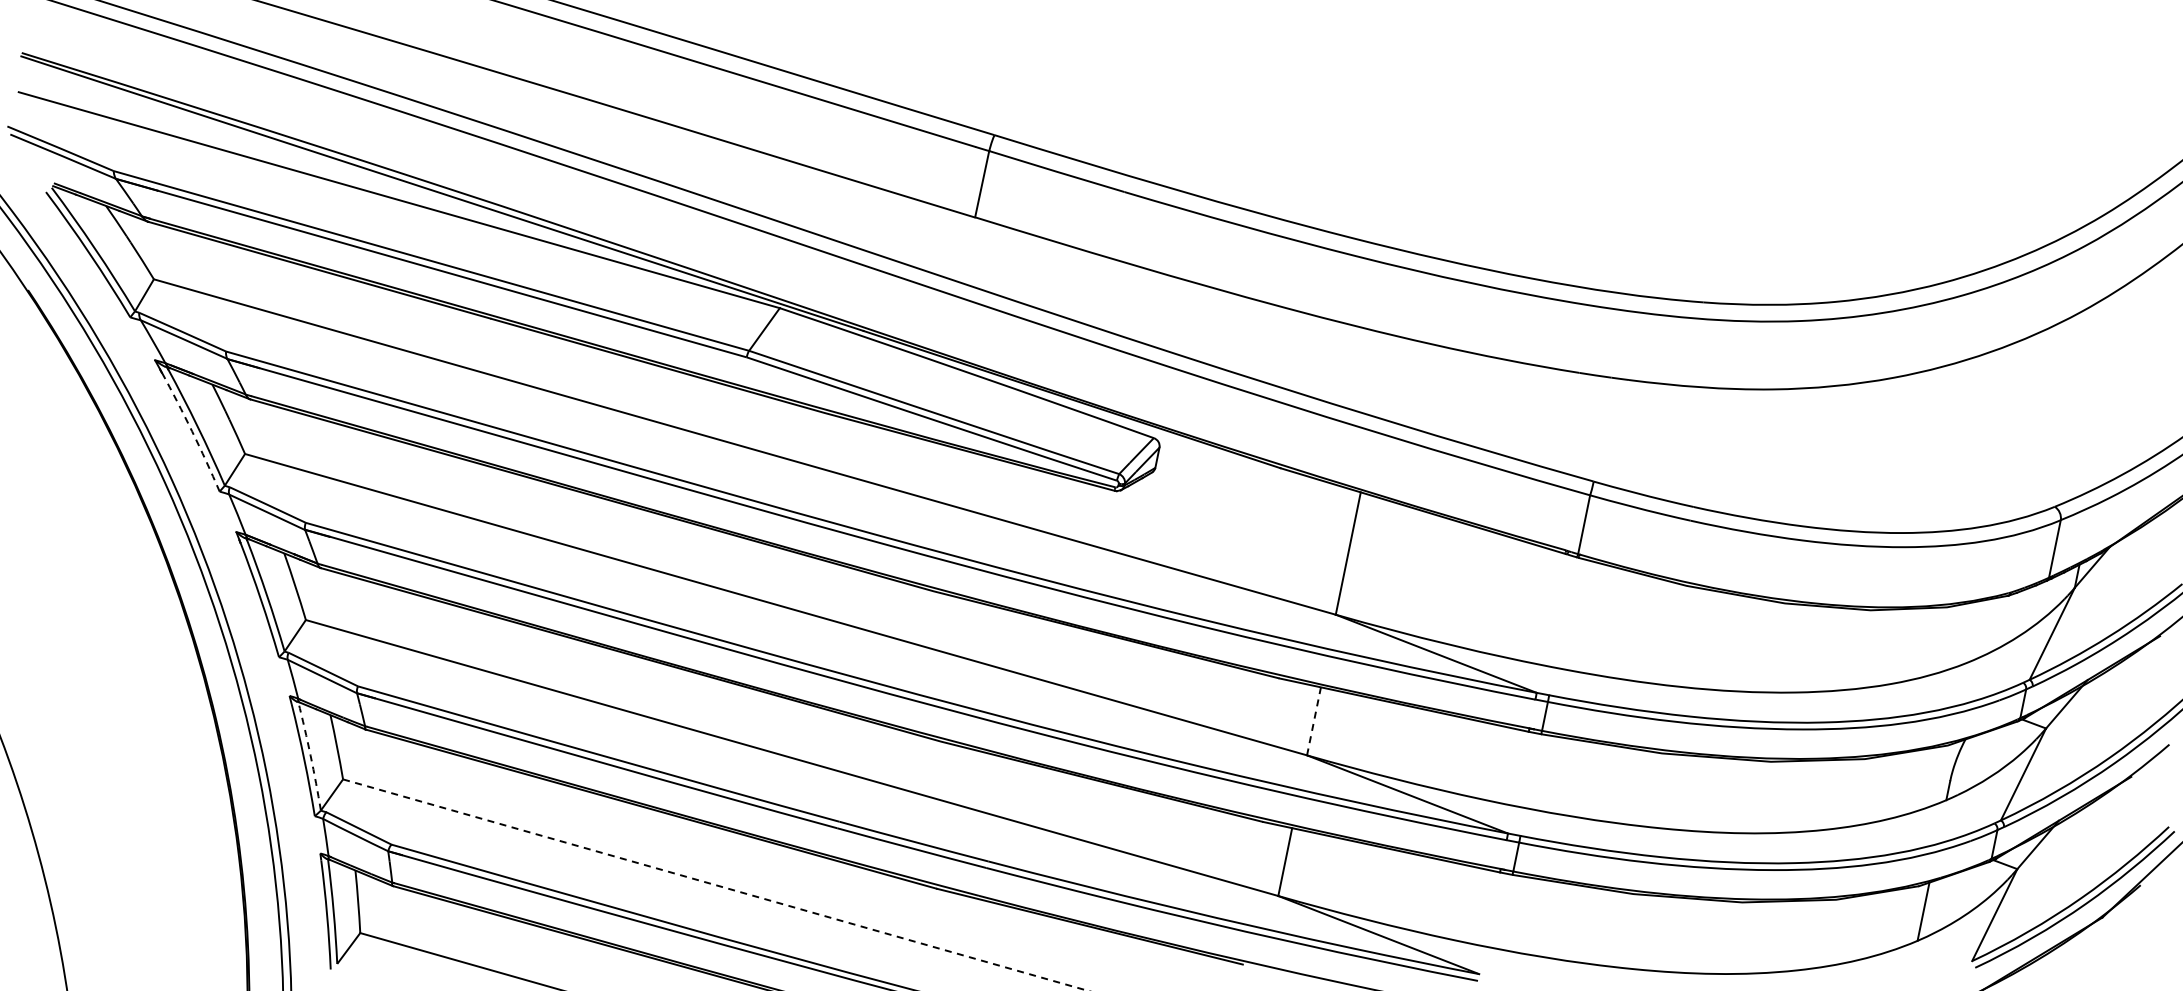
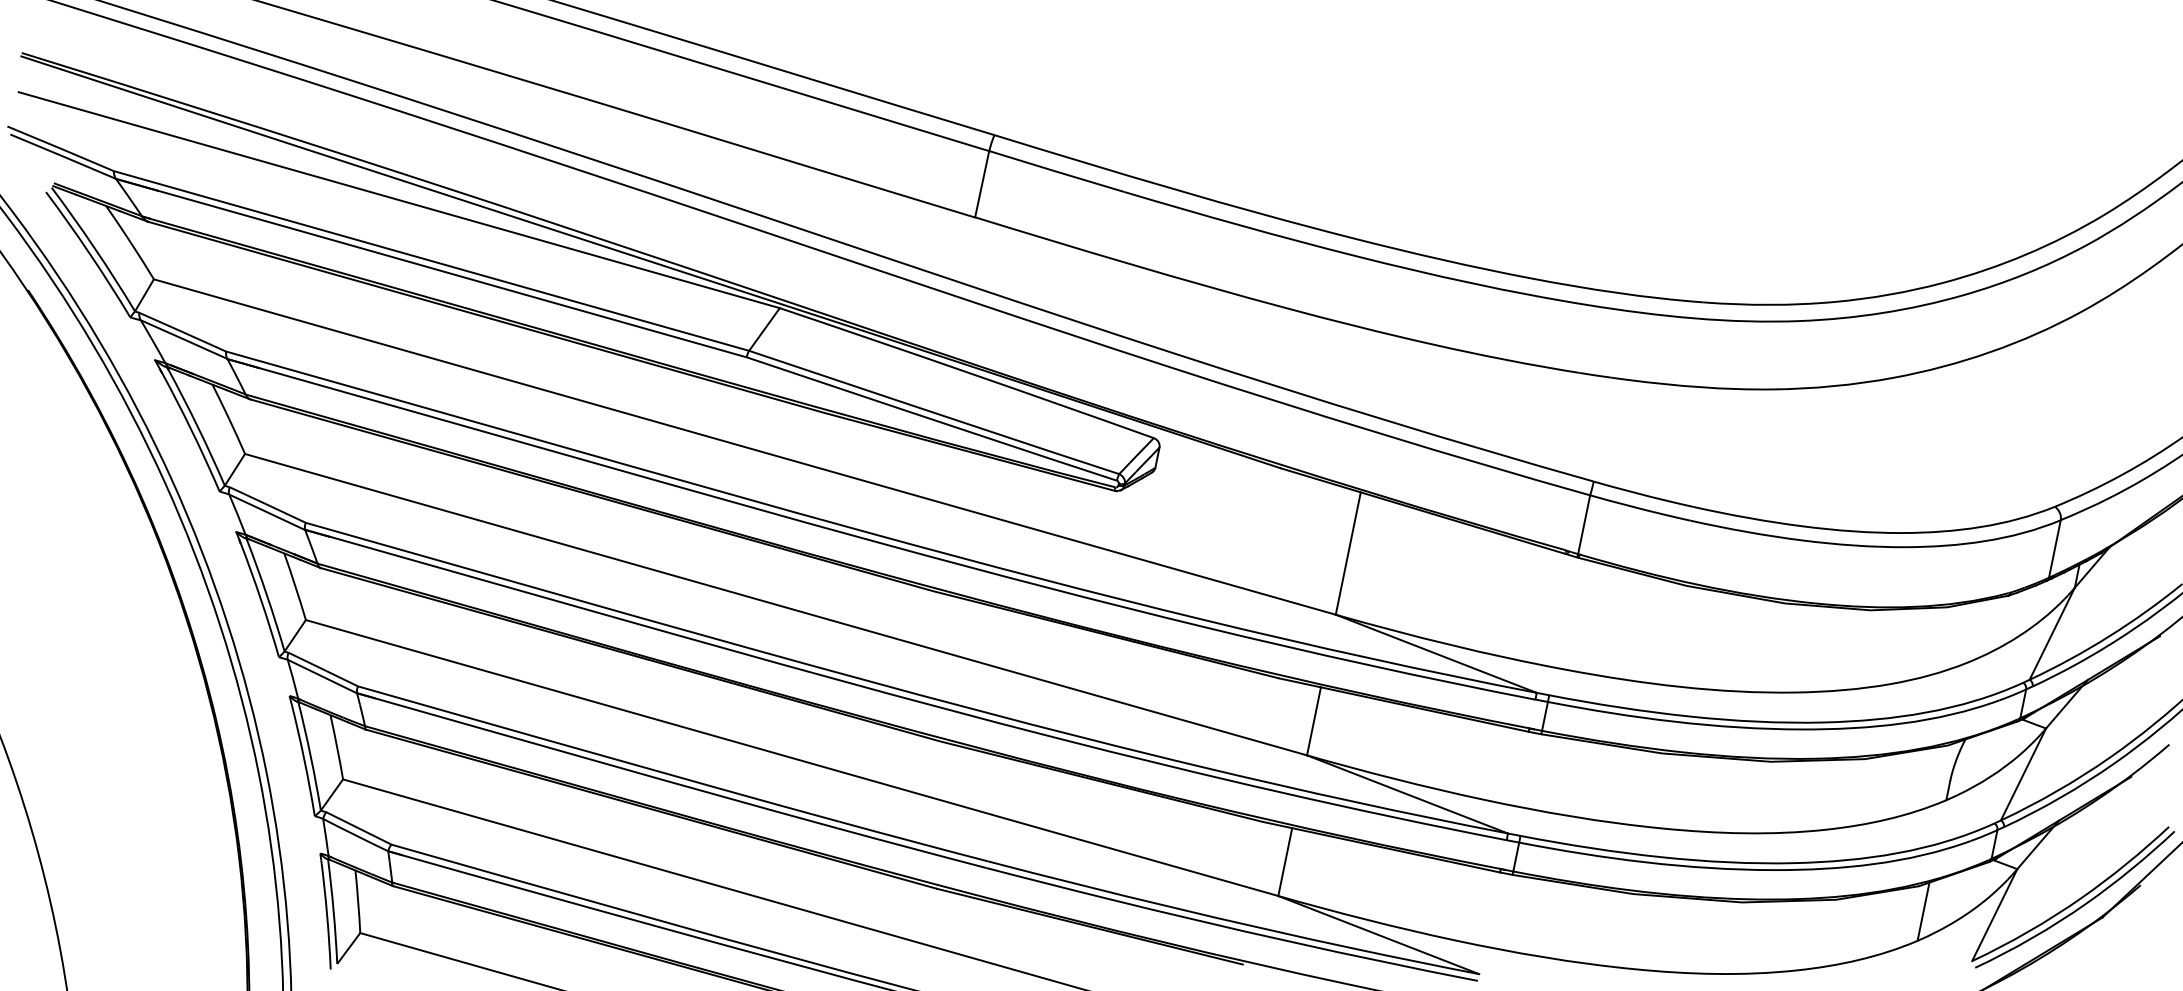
arc: dashed -> solid (192, 431)
line: dashed -> solid (1314, 721)
arc: dashed -> solid (310, 755)
line: dashed -> solid (716, 885)
